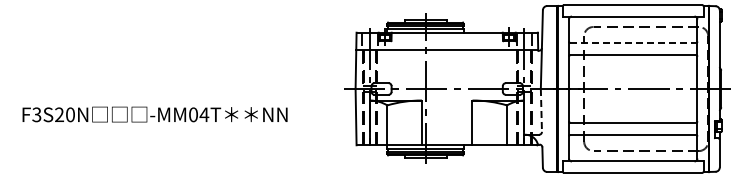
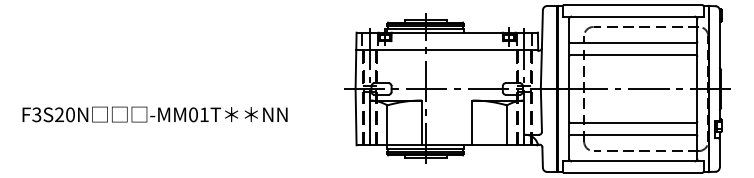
line: dashed -> solid (633, 42)
line: dashed -> solid (541, 110)
text: -MM04T -> -MM01T (204, 114)
